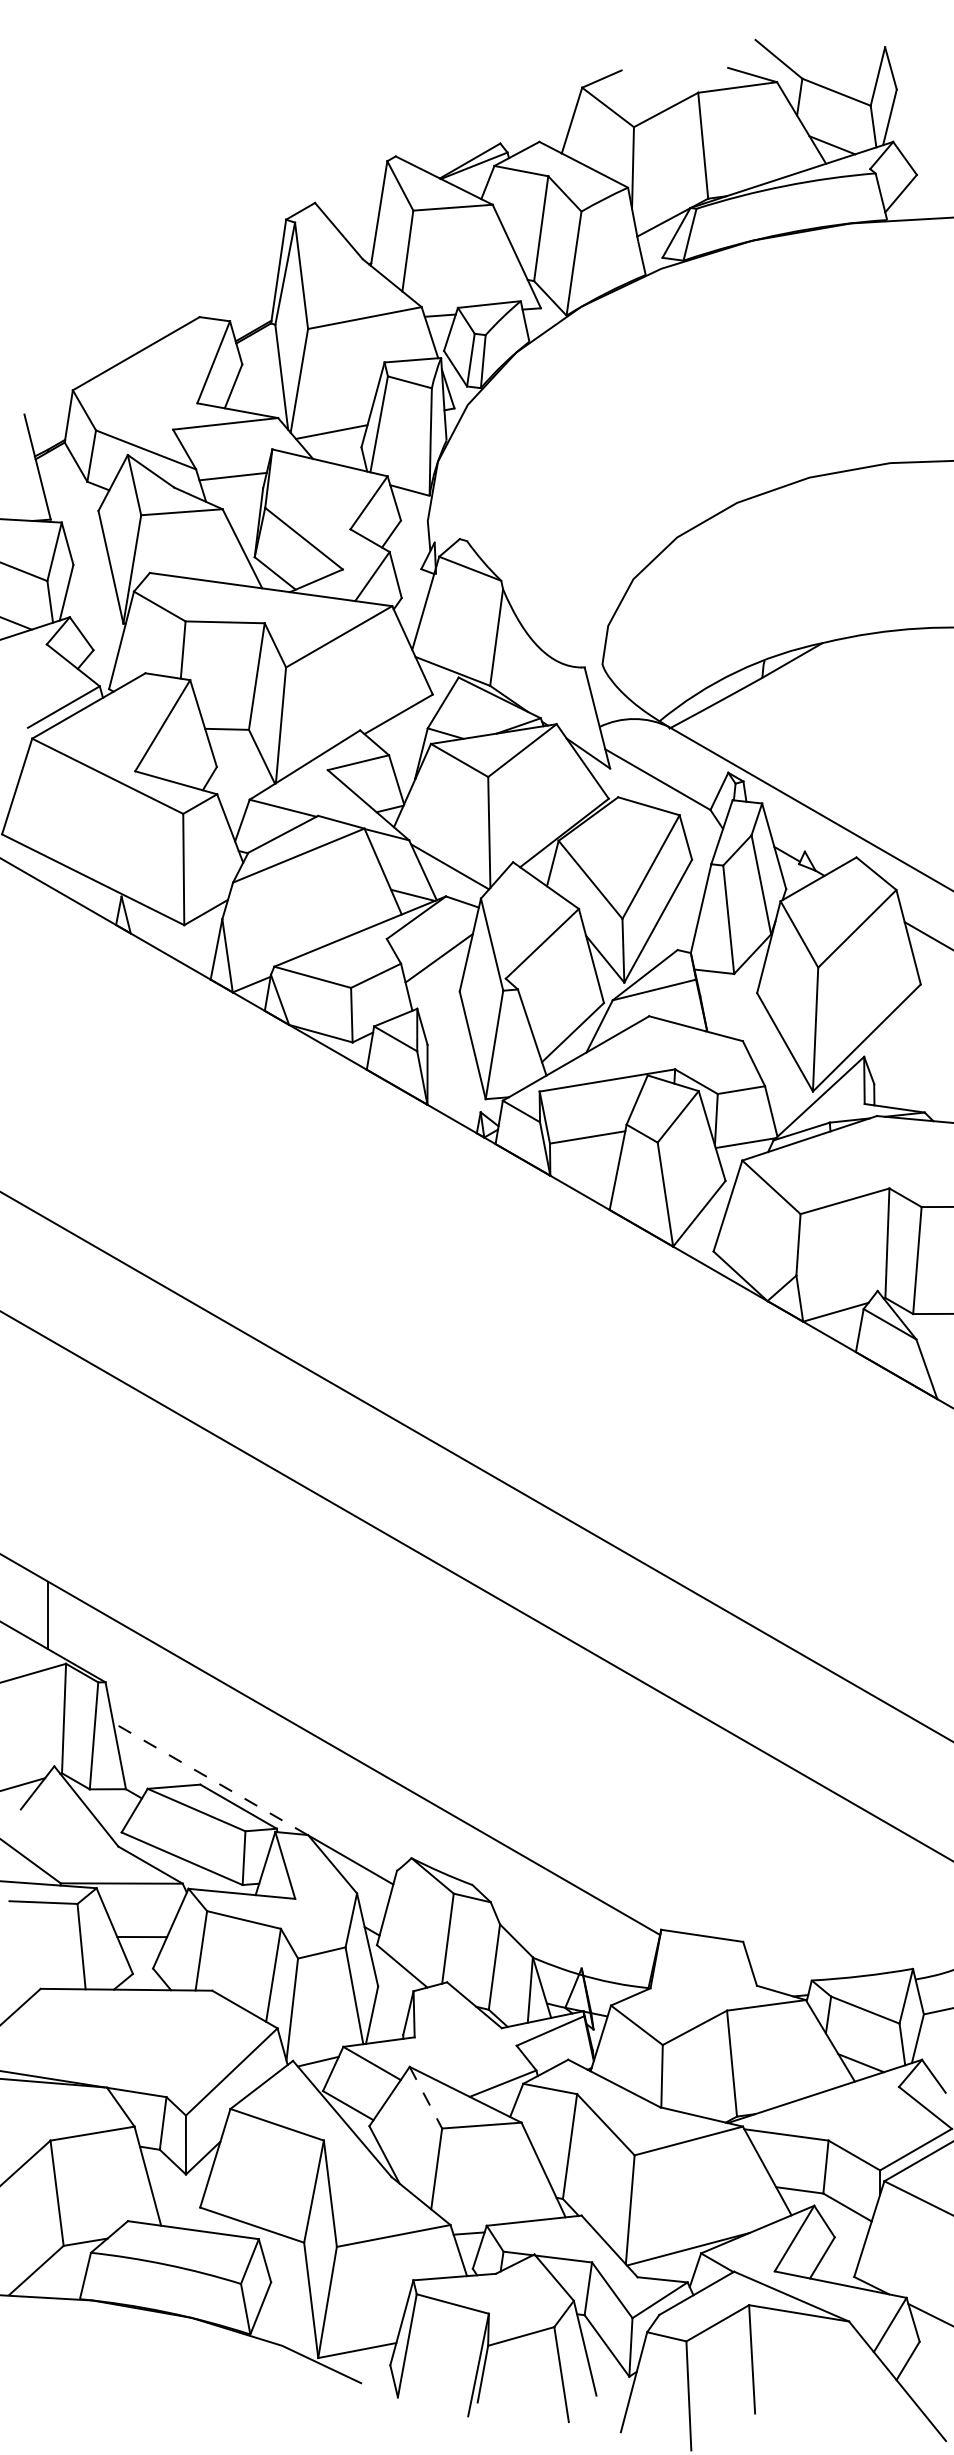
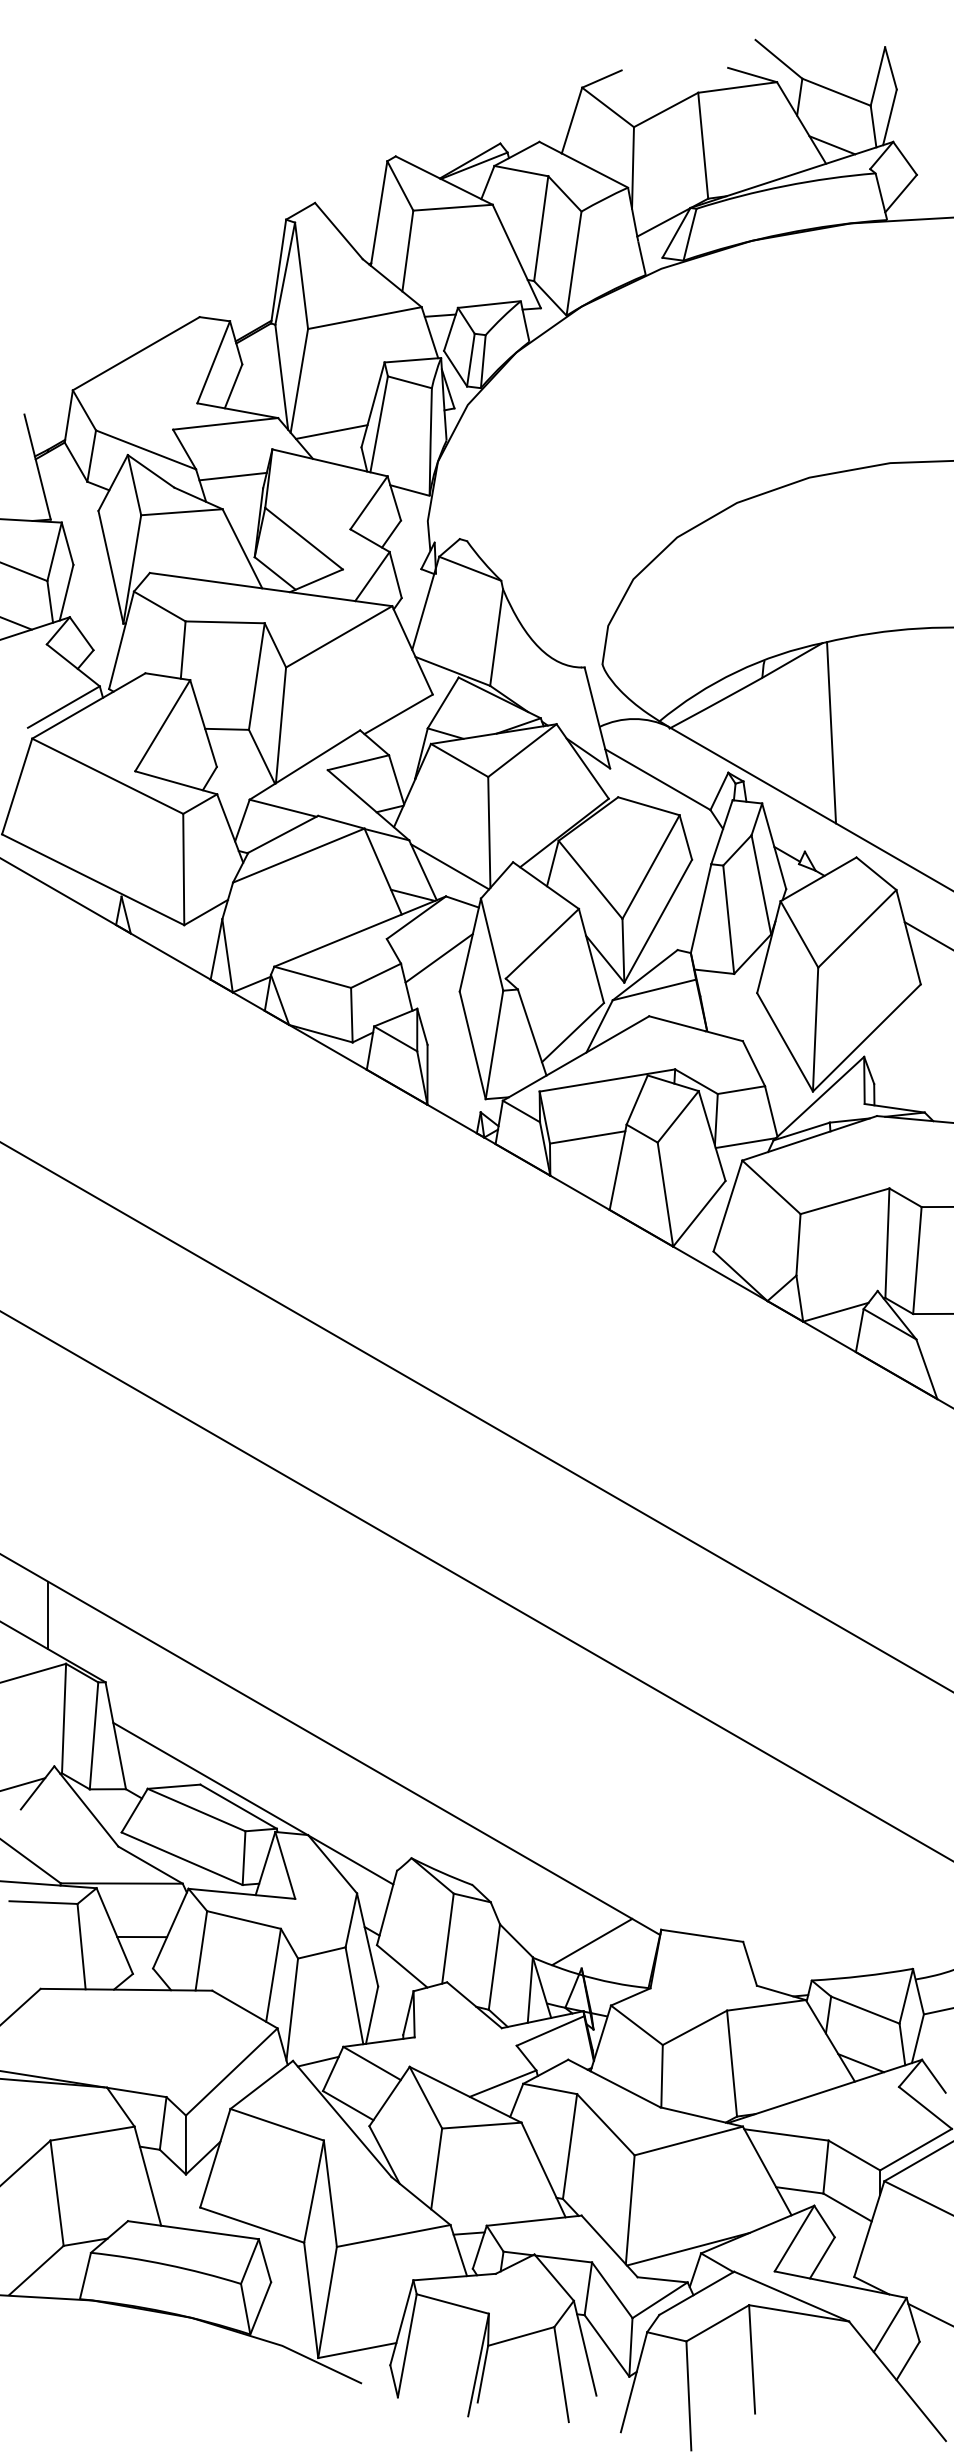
line: none -> present (831, 732)
line position: (476, 1466) -> (476, 1416) (476, 1416)
line: dashed -> solid (210, 1778)
line: none -> present (592, 1941)
line: dashed -> solid (425, 2097)
